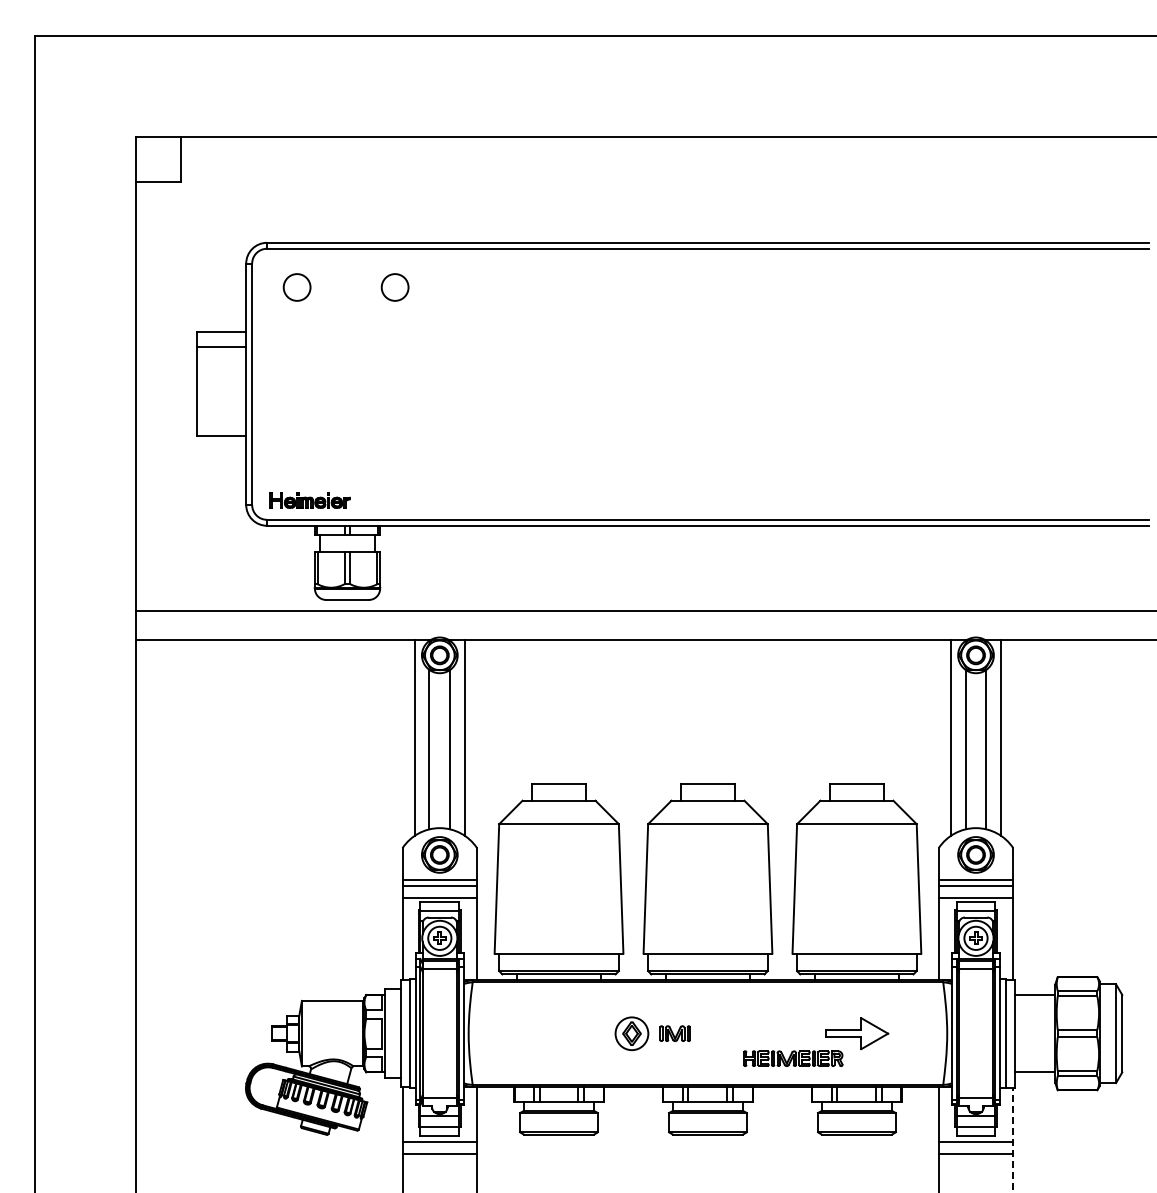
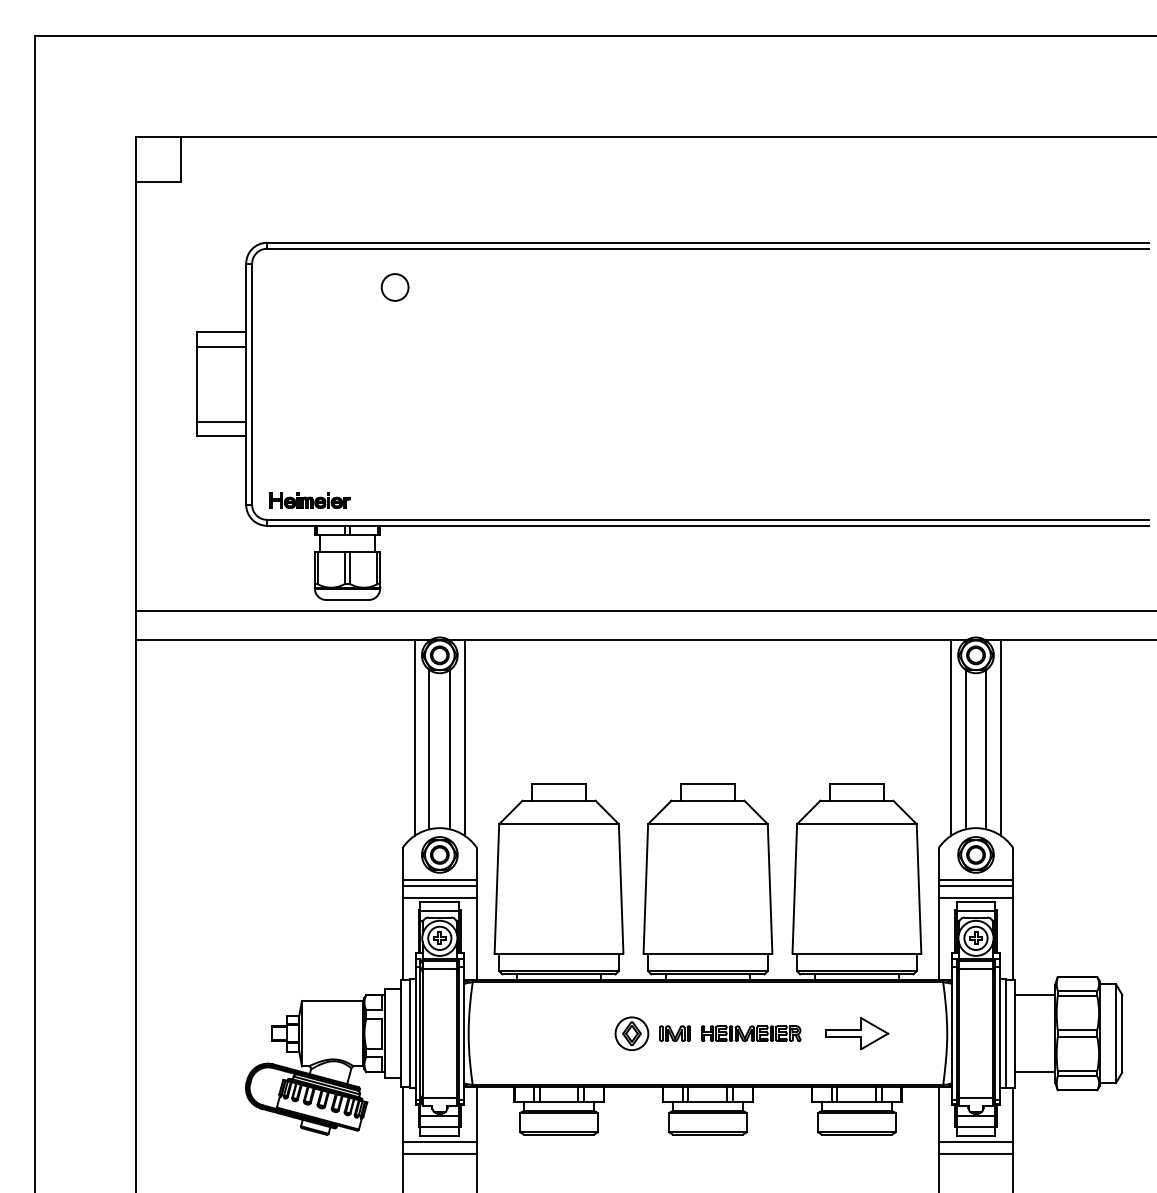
circle: present -> none (296, 287)
line: none -> present (221, 421)
part position: (793, 1058) -> (751, 1033) (751, 1033)
line: dashed -> solid (1013, 1139)
